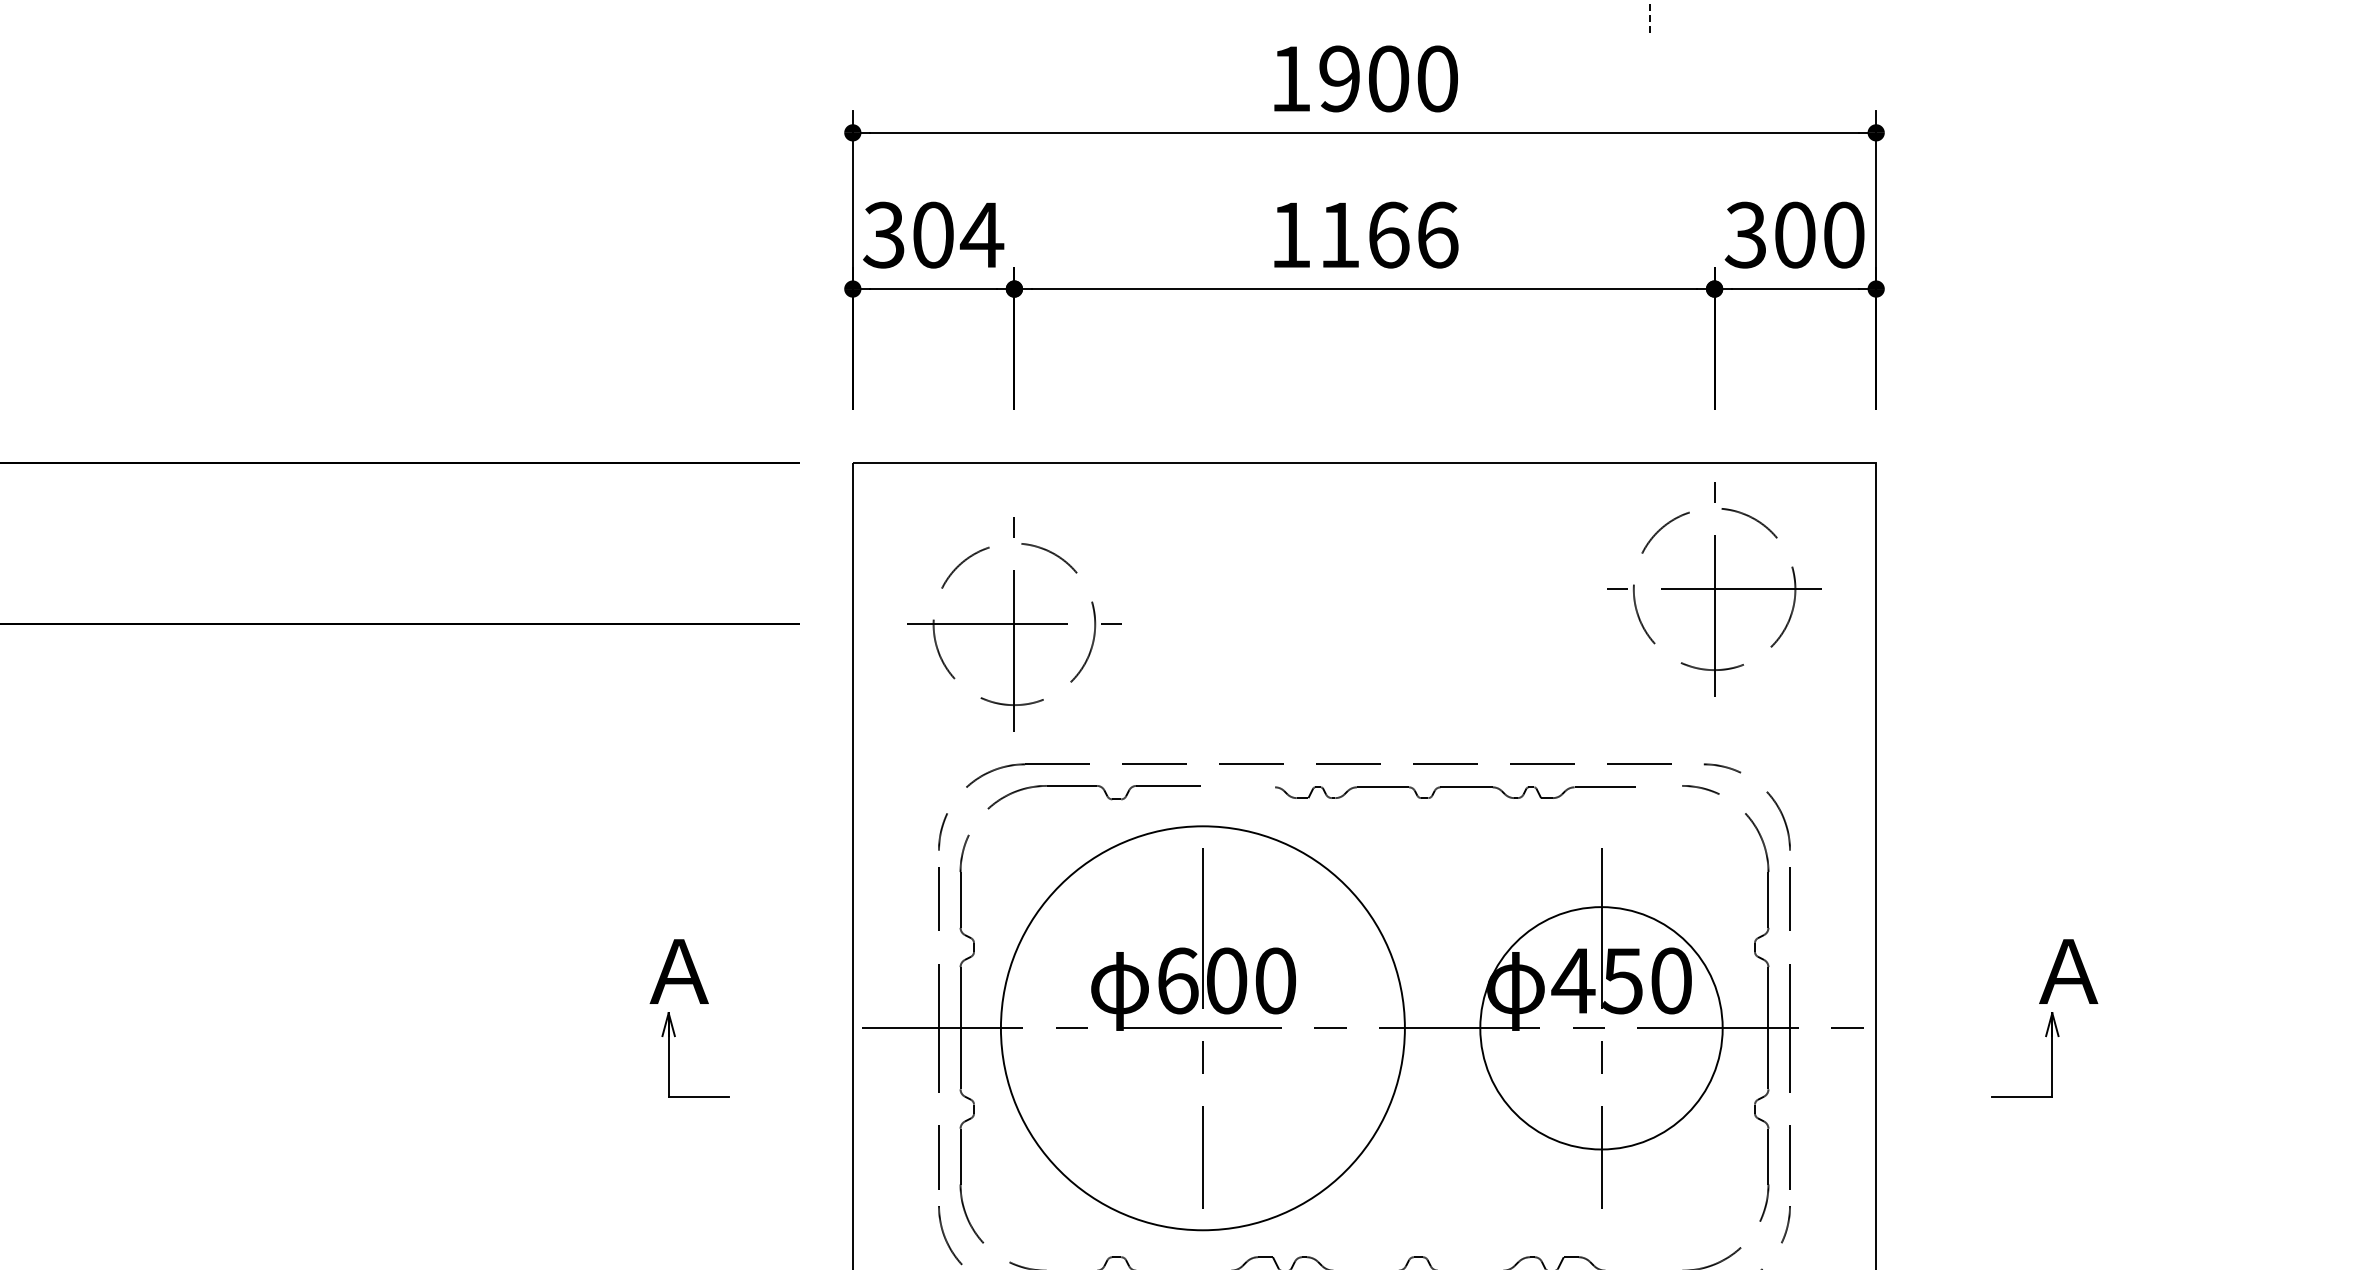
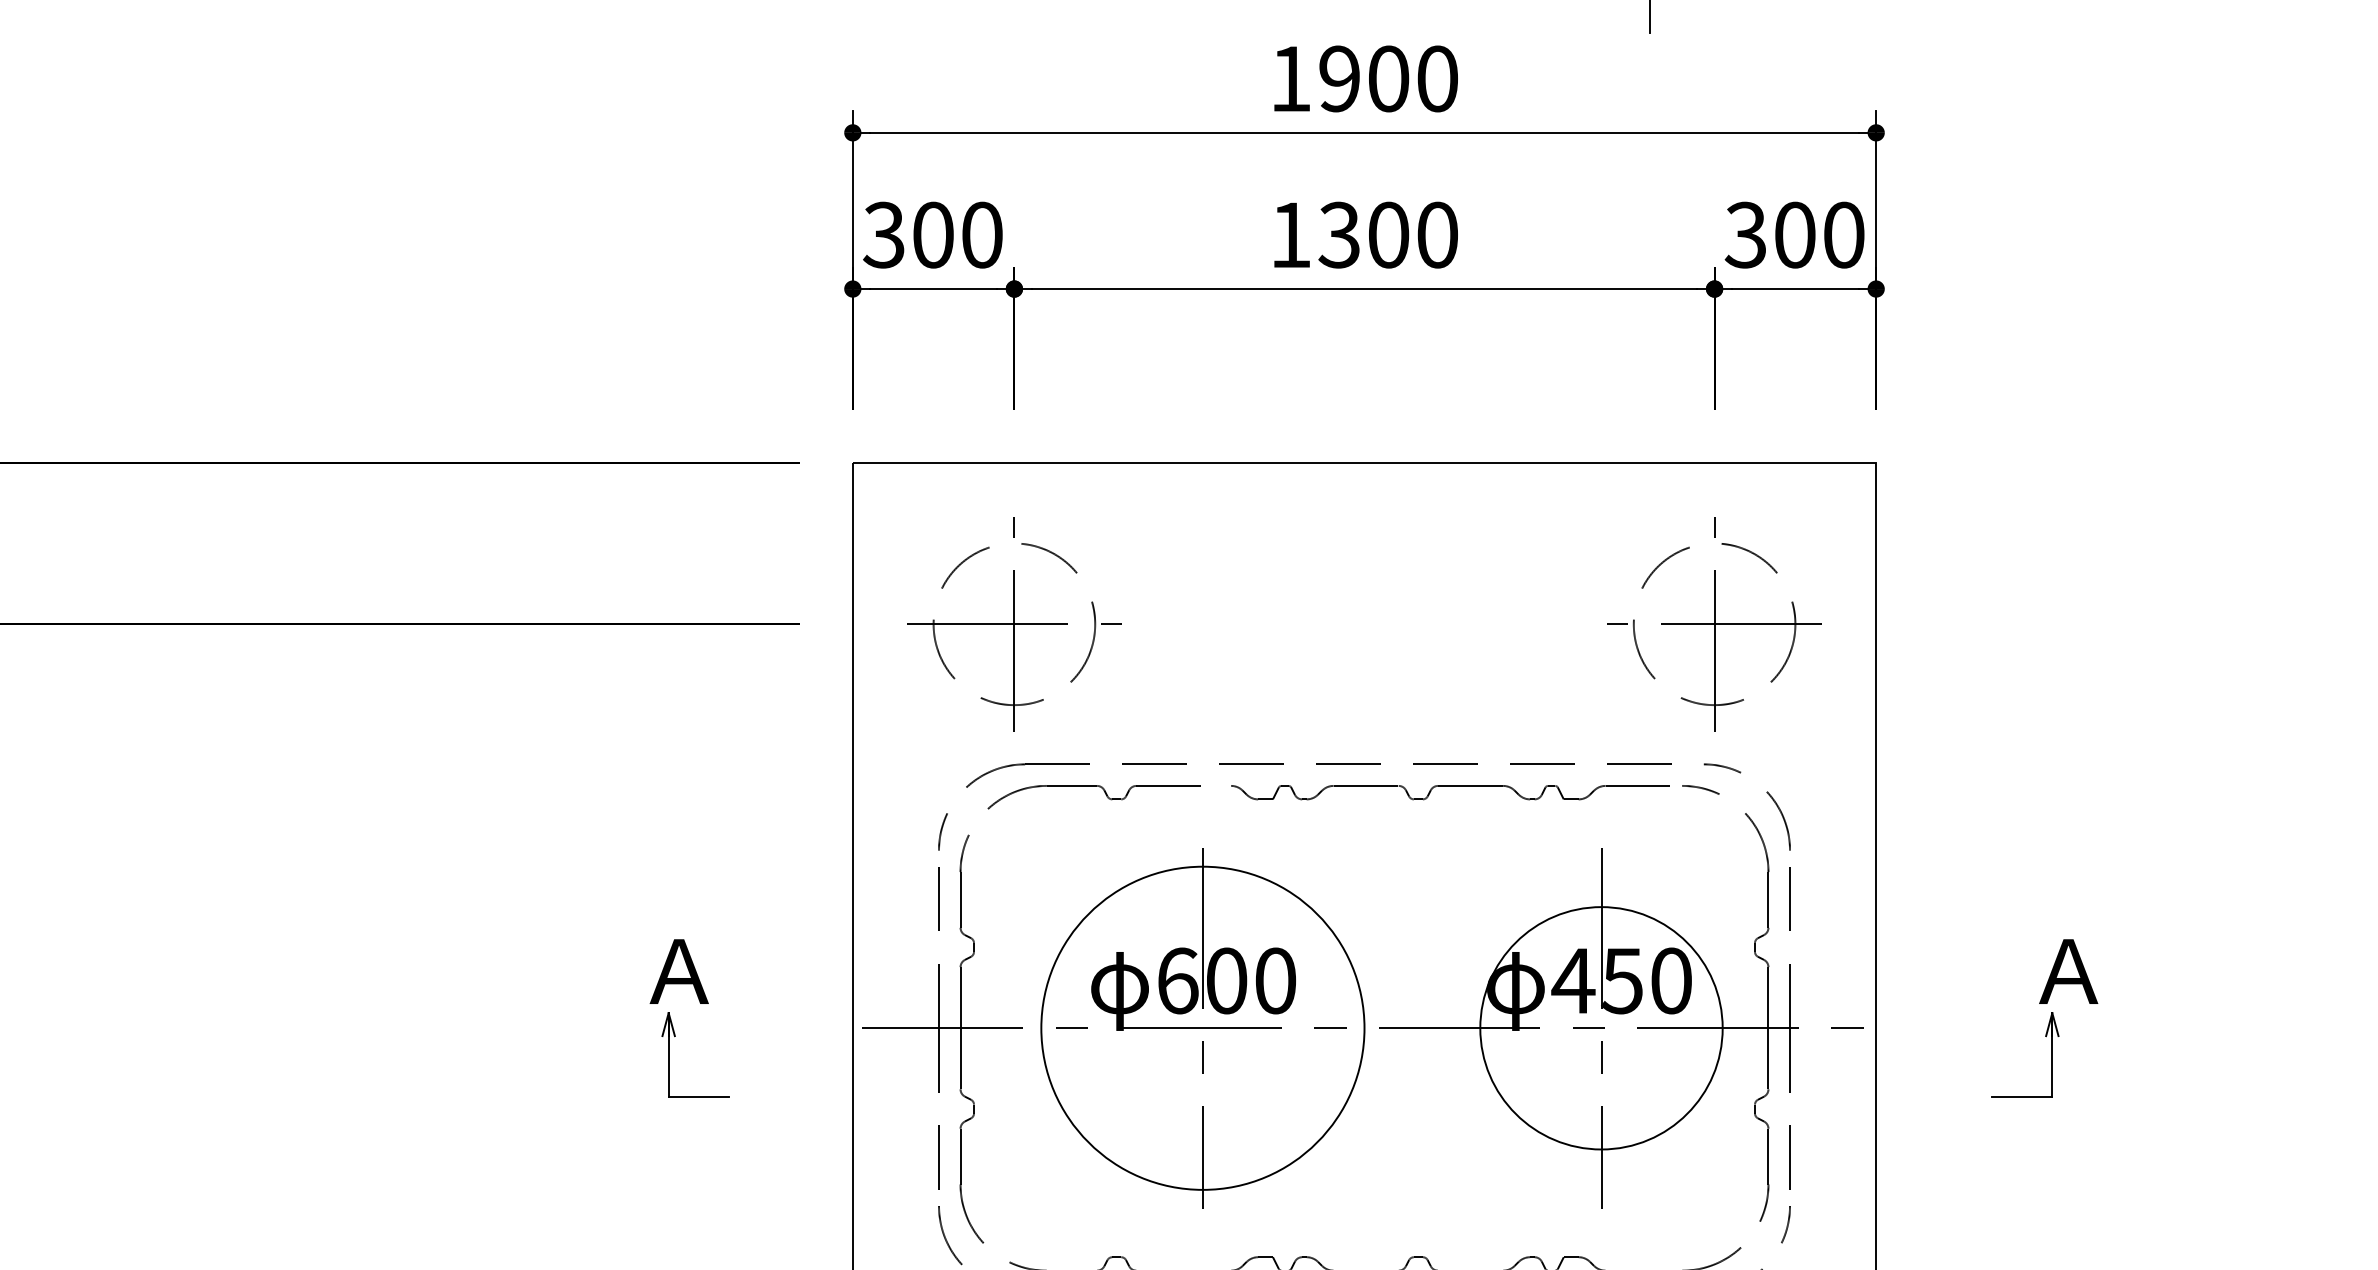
line: dashed -> solid (1650, 16)
text: 304 -> 300 (981, 234)
text: 1166 -> 1300 (1388, 234)
part position: (1714, 589) -> (1714, 624) (1714, 624)
part size: 358x13 px -> 439x16 px (1450, 792)
circle diameter: 404 px -> 323 px (1202, 1027)
